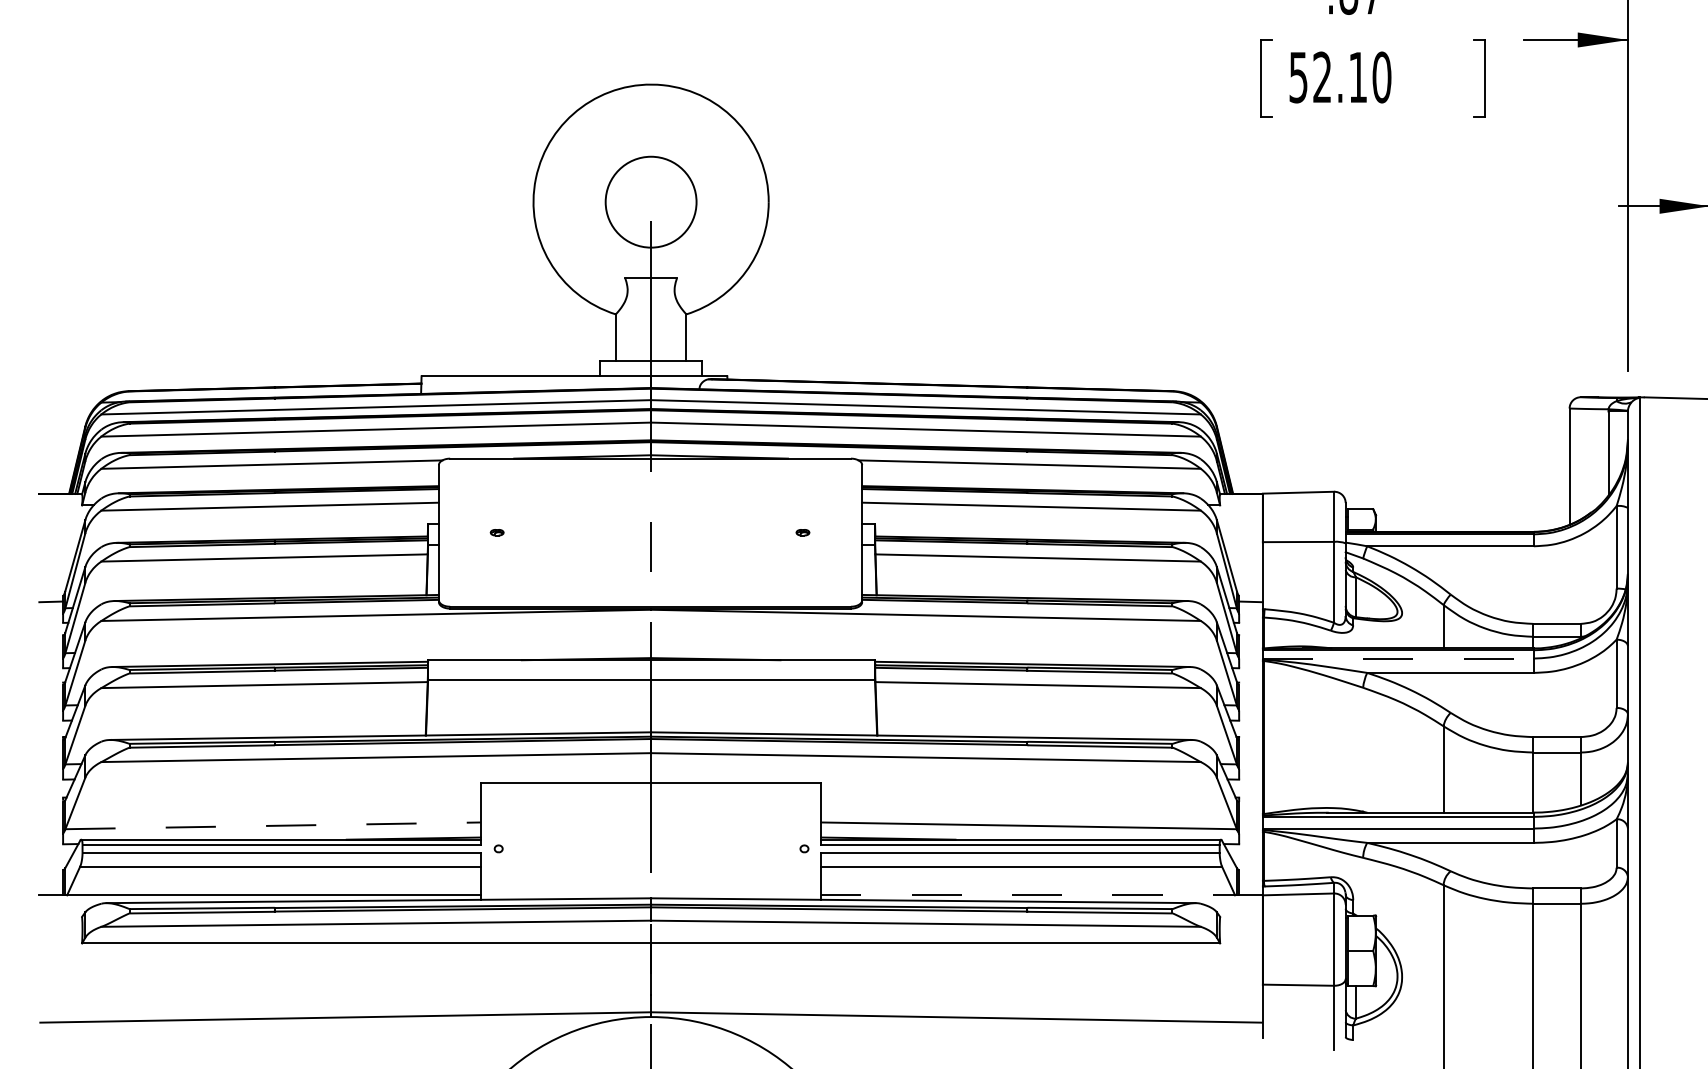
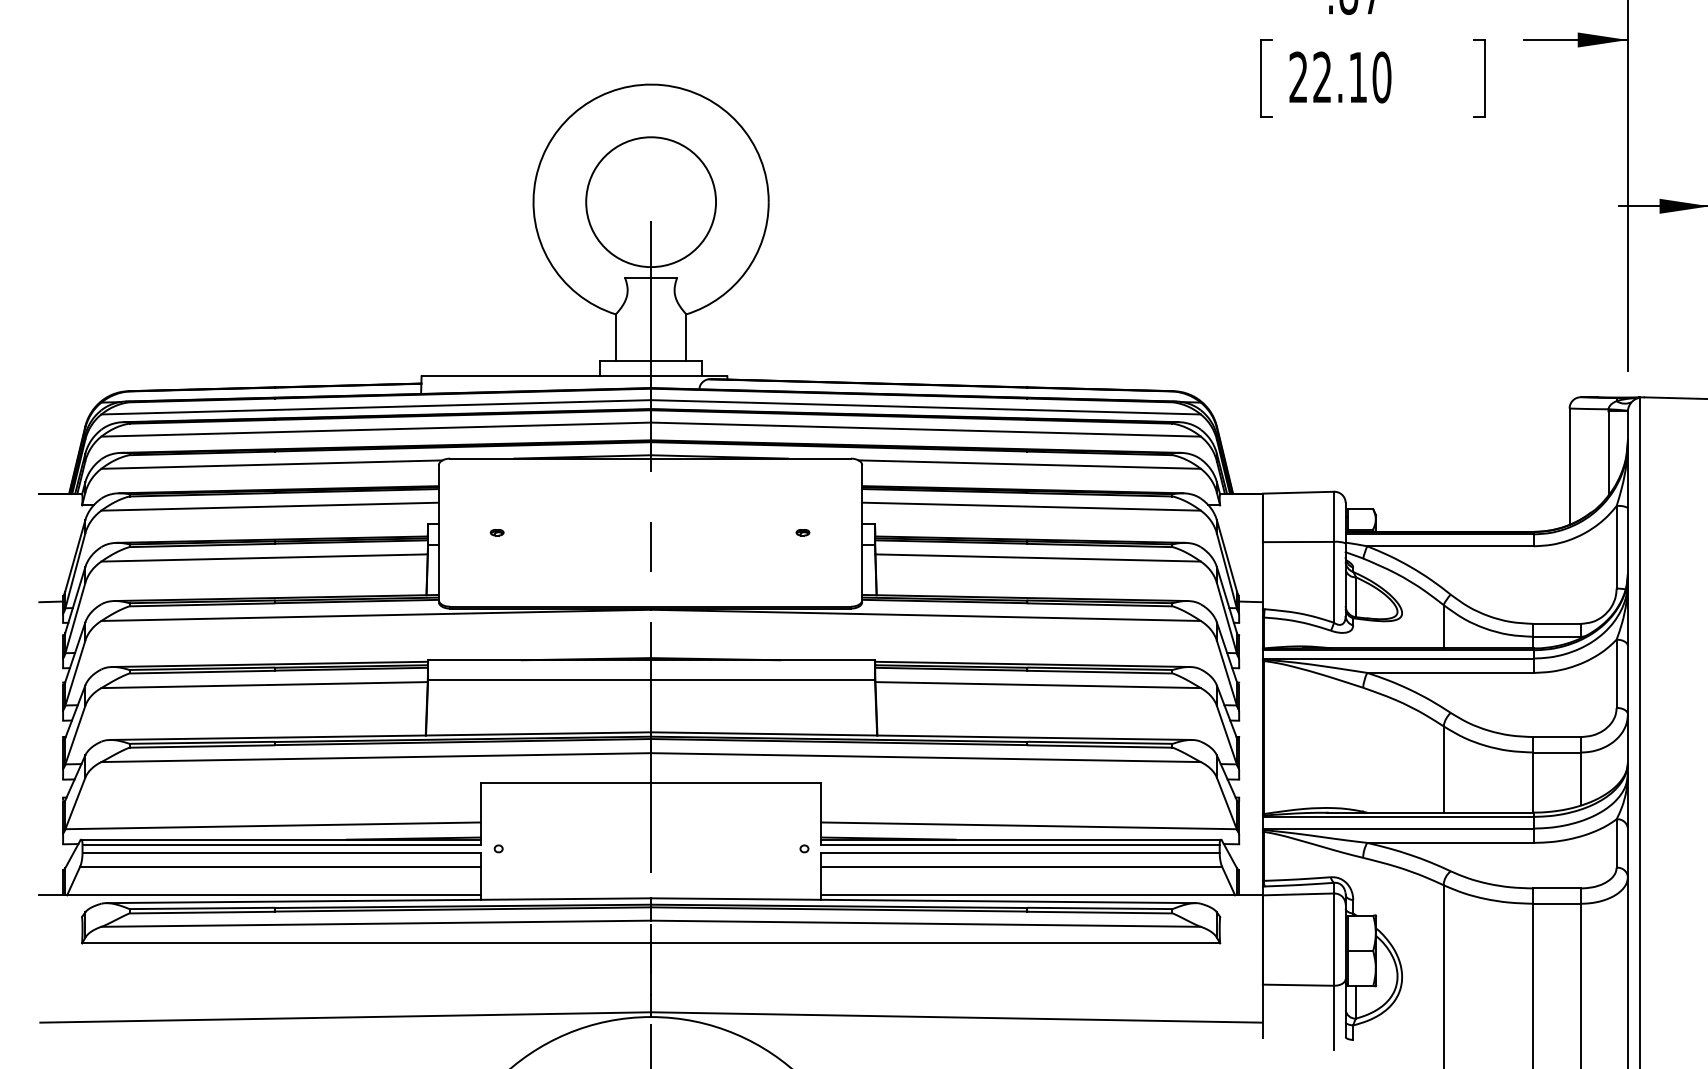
text: 52.10 -> 22.10 (1298, 77)
circle diameter: 91 px -> 130 px (651, 202)
line: dashed -> solid (1398, 658)
line: dashed -> solid (273, 825)
line: dashed -> solid (1042, 895)
